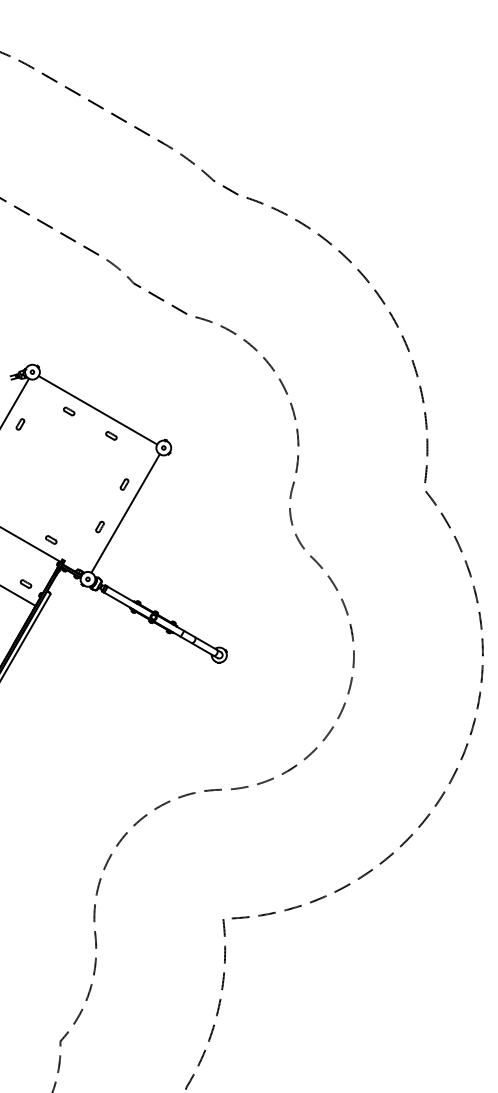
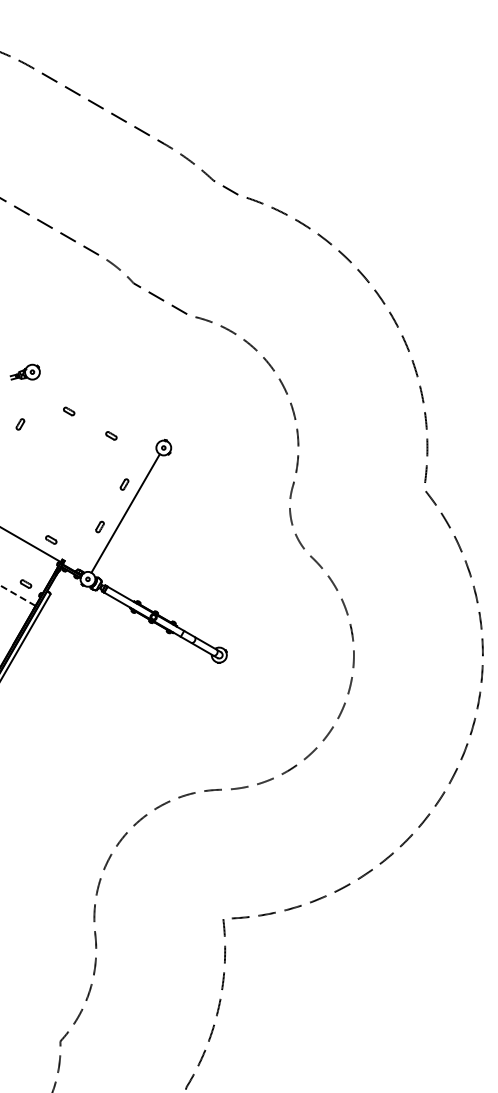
line: present -> none (15, 401)
line: present -> none (97, 410)
line: solid -> dashed (17, 595)
